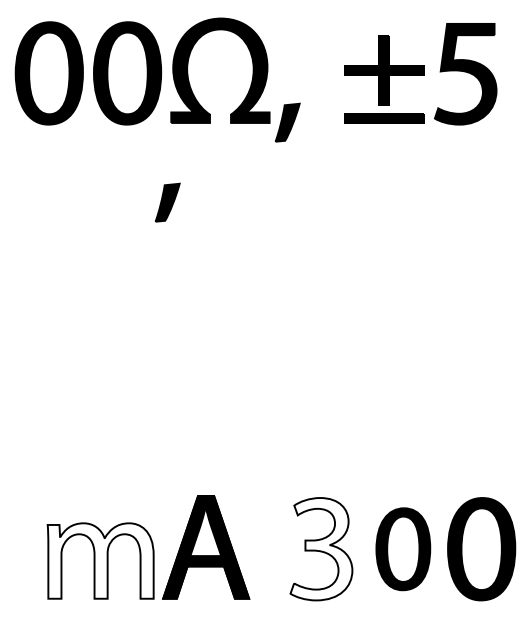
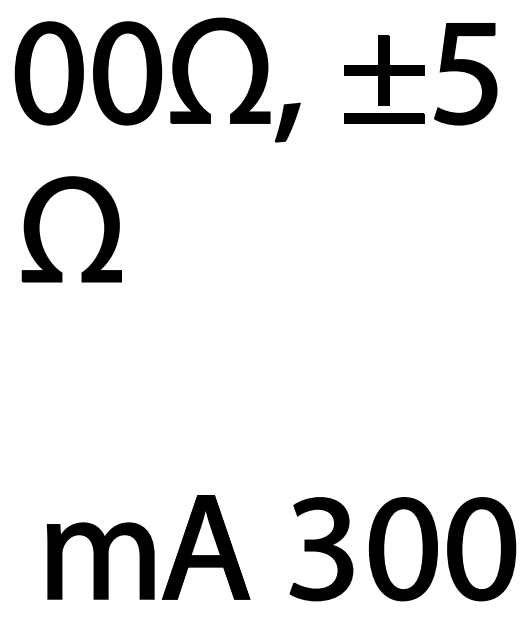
part: present -> none (167, 202)
part: none -> present (40, 235)
fill: none -> present (321, 549)
part size: 57x85 px -> 70x105 px (402, 549)
fill: none -> present (100, 560)
